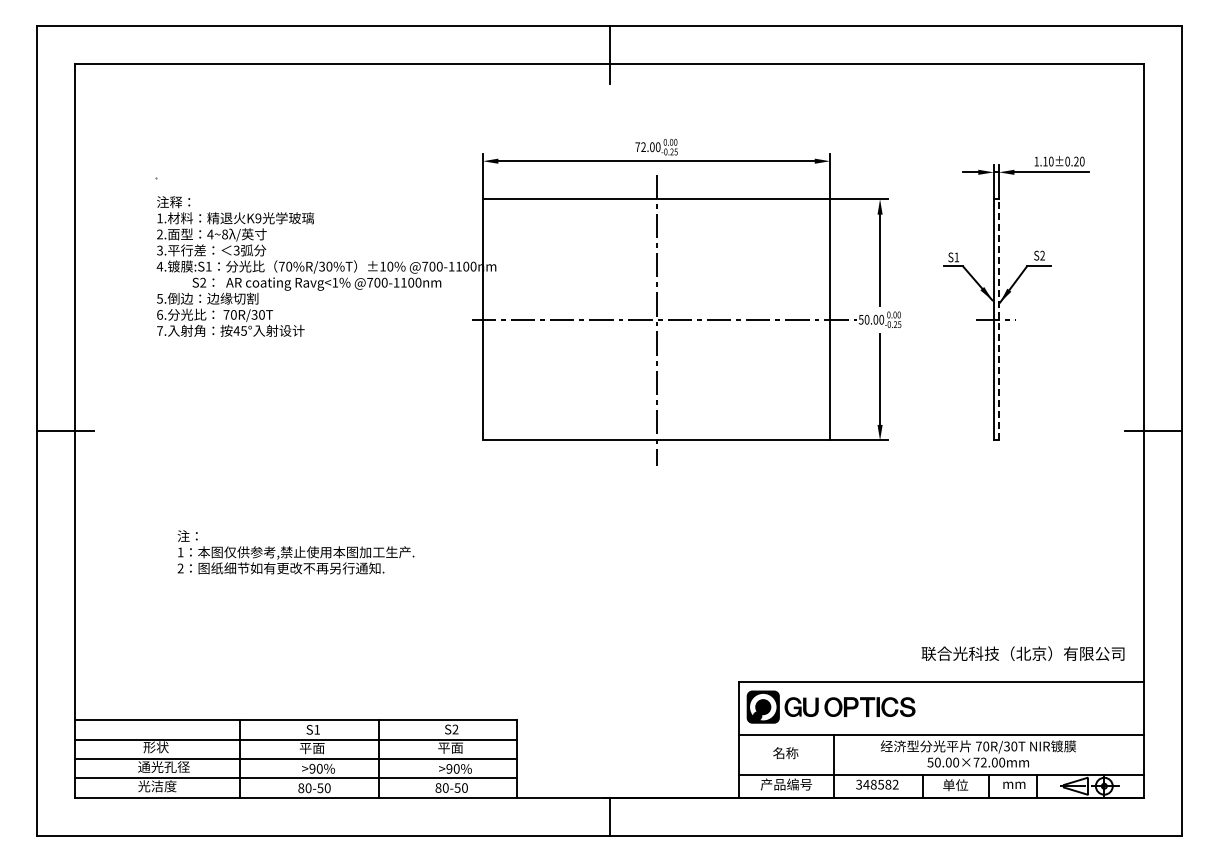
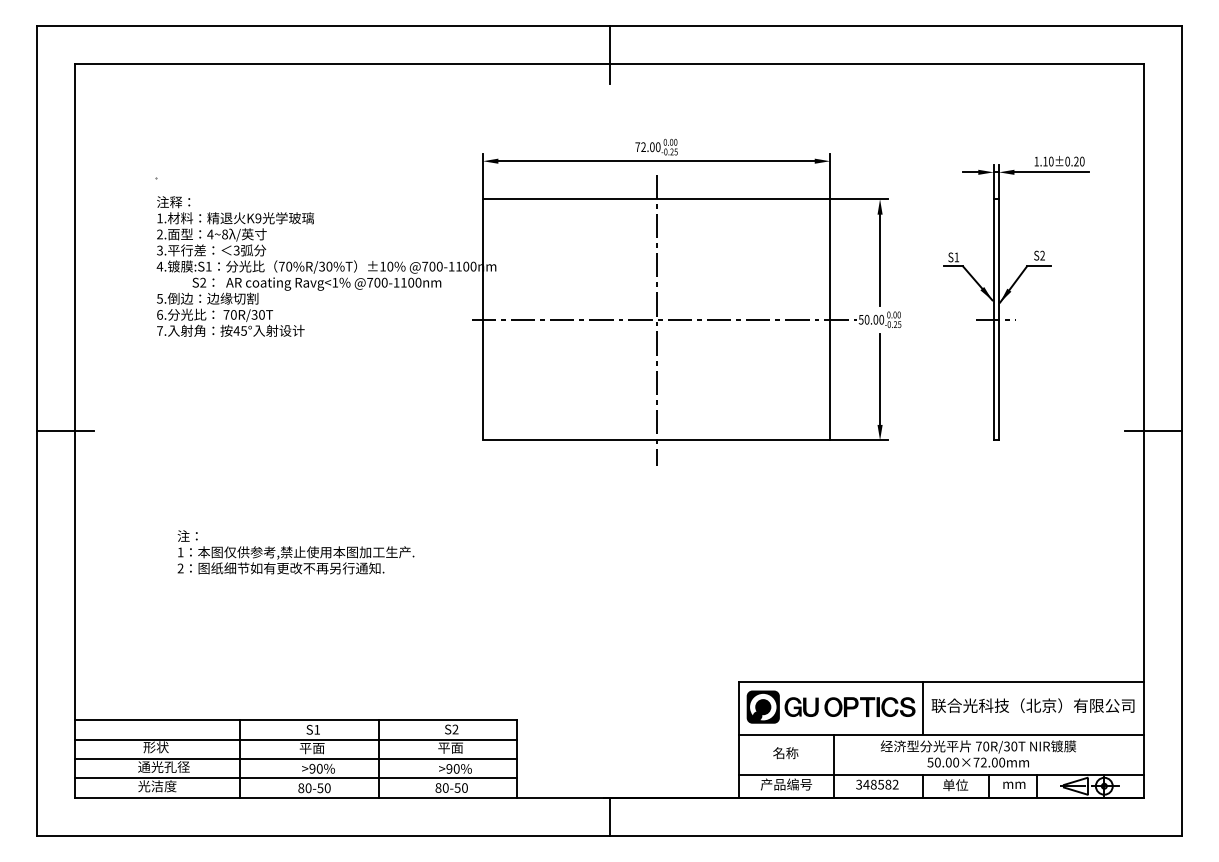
line: dashed -> solid (999, 319)
text position: (1022, 653) -> (1032, 705) (1032, 705)
line: none -> present (922, 707)
